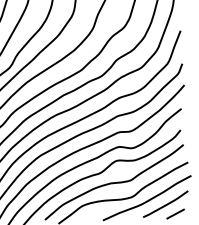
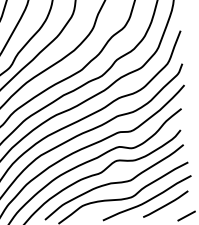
line position: (175, 213) -> (186, 215) (186, 215)
